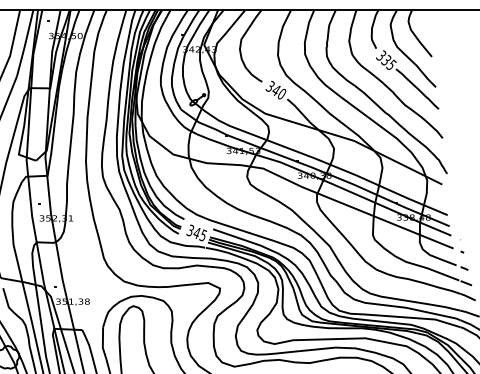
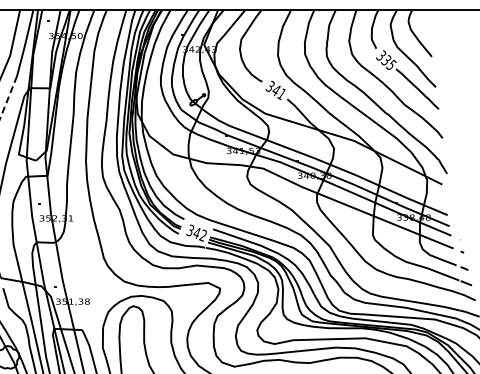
text: 340 -> 341 (281, 94)
line: solid -> dashed (8, 97)
text: 345 -> 342 (203, 235)
